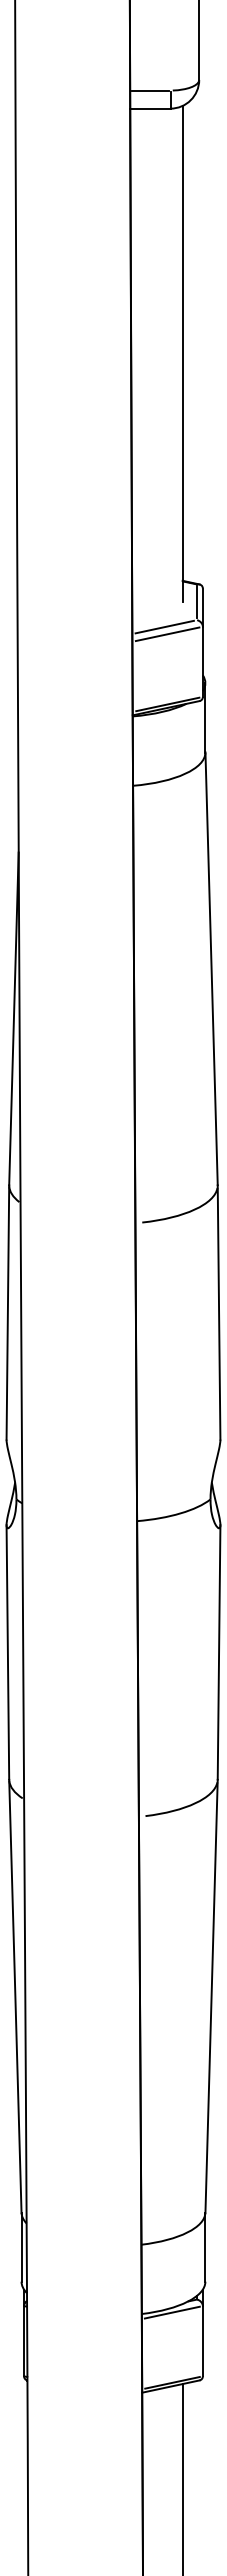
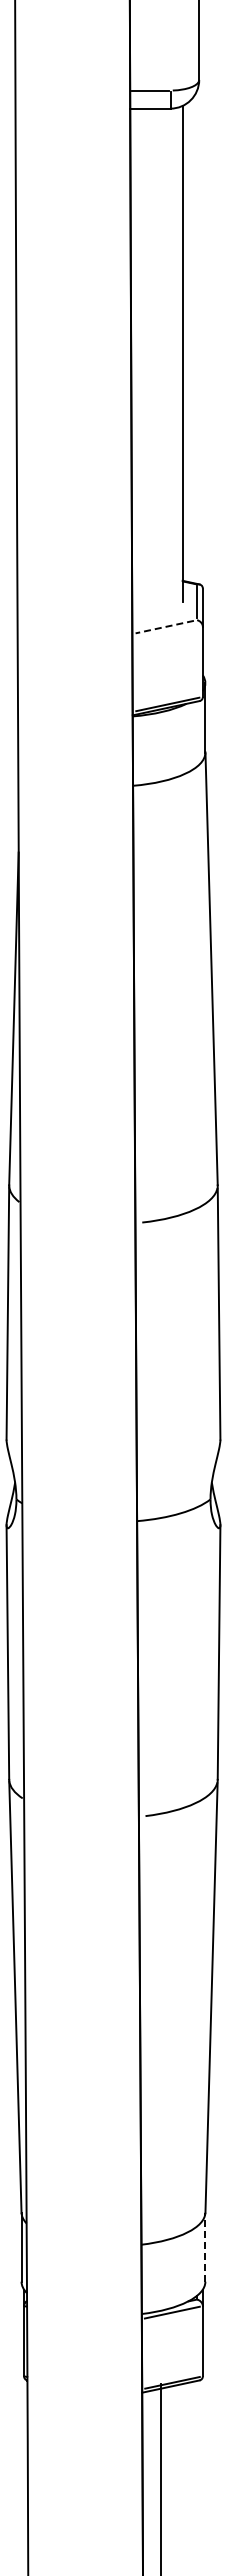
line: solid -> dashed (164, 627)
line: present -> none (167, 634)
line: solid -> dashed (205, 2247)
line position: (182, 2478) -> (160, 2478) (160, 2478)
